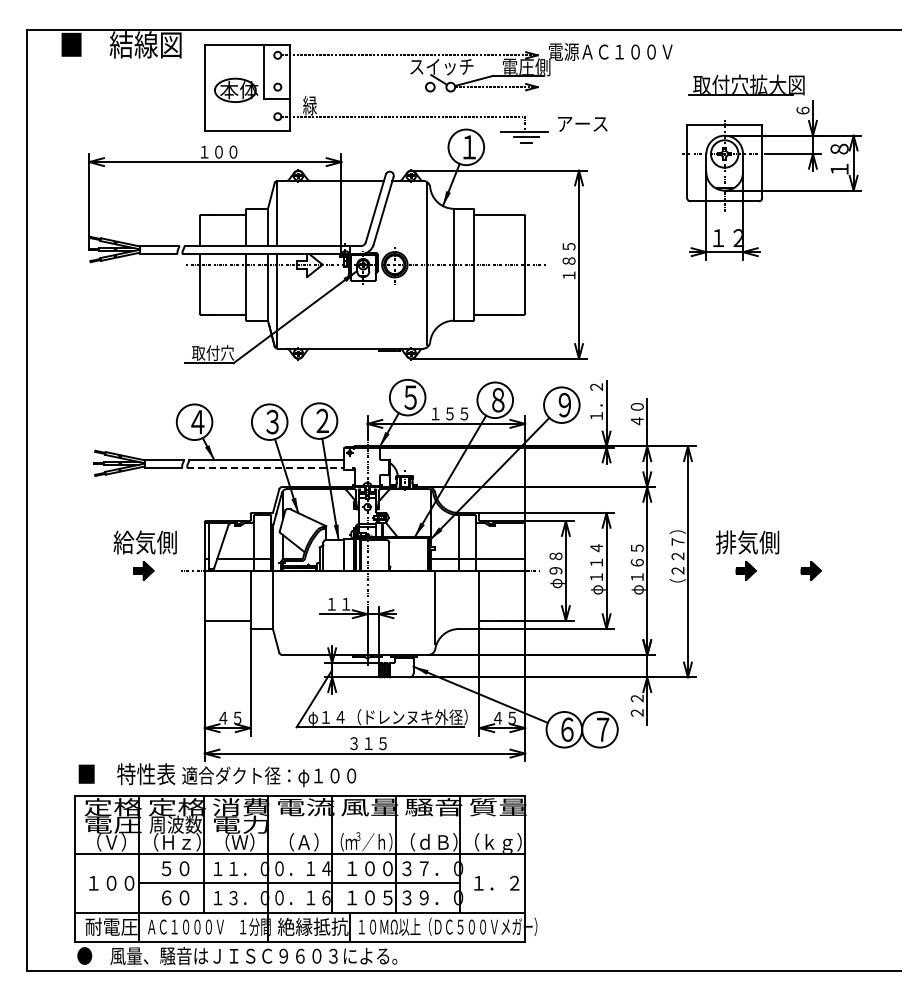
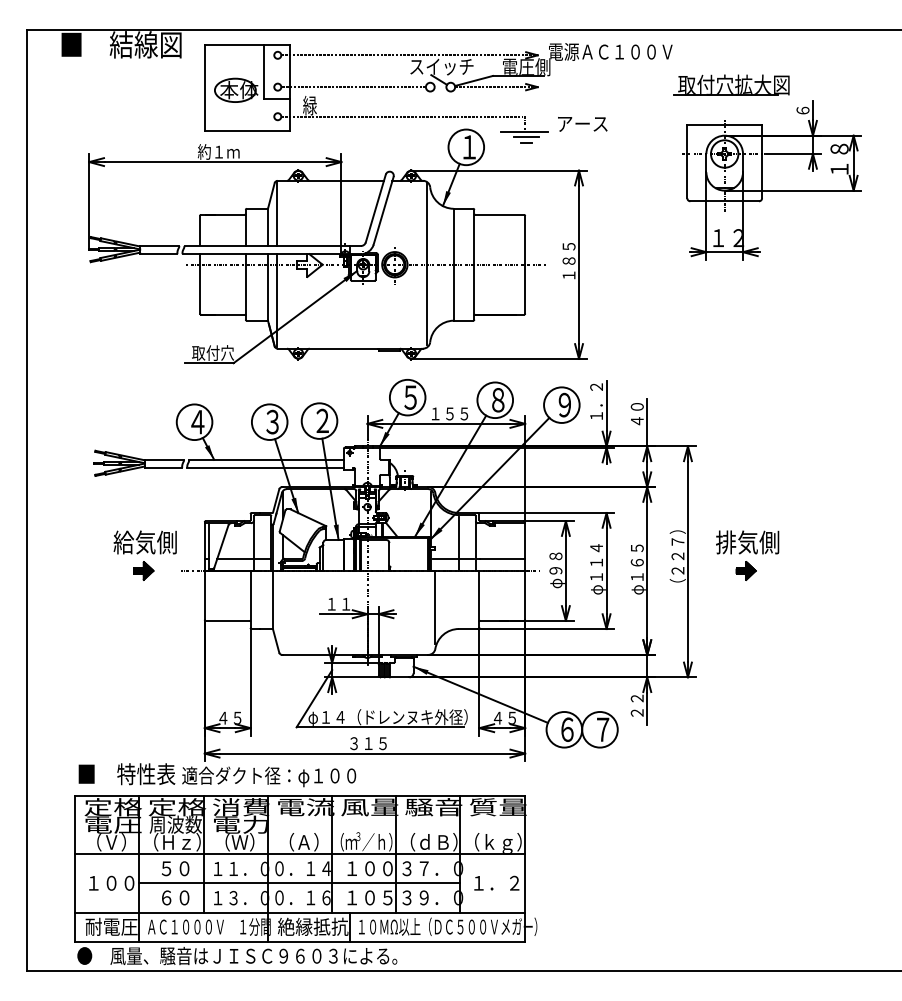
part position: (746, 84) -> (731, 84) (731, 84)
line: none -> present (353, 87)
text: １００ -> 約１ｍ (218, 151)
line: dashed -> solid (266, 467)
part: present -> none (810, 570)
